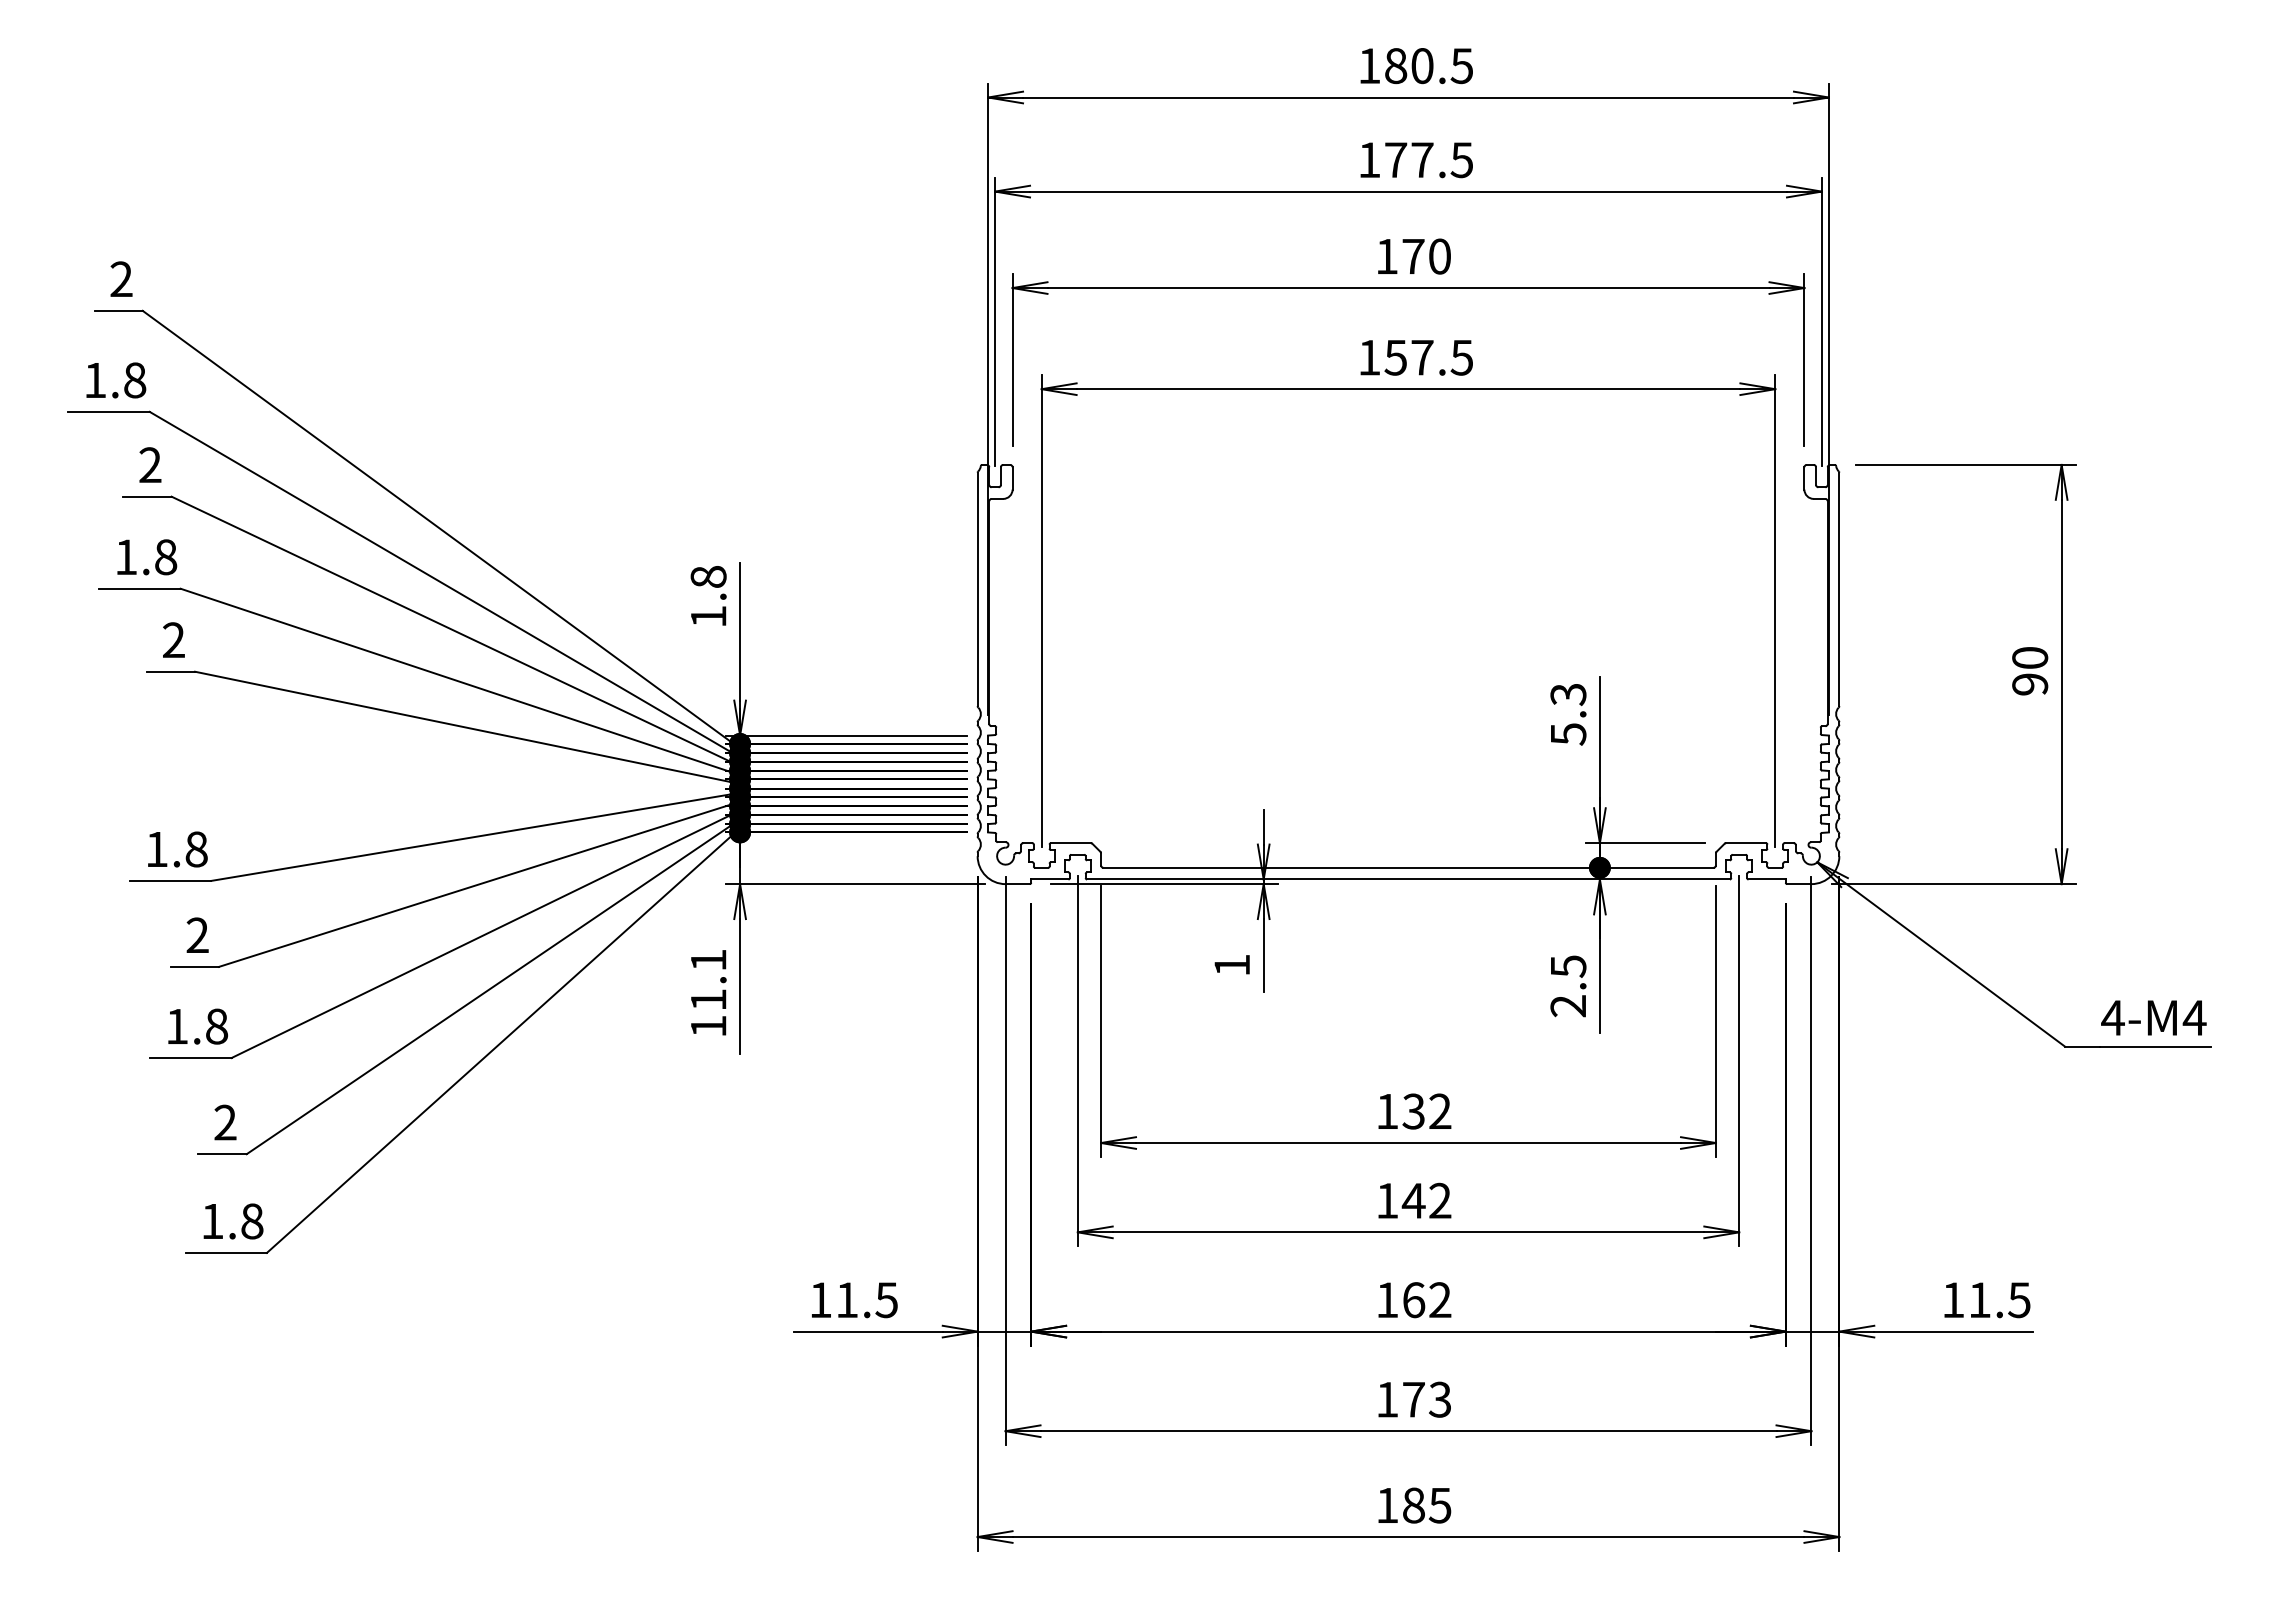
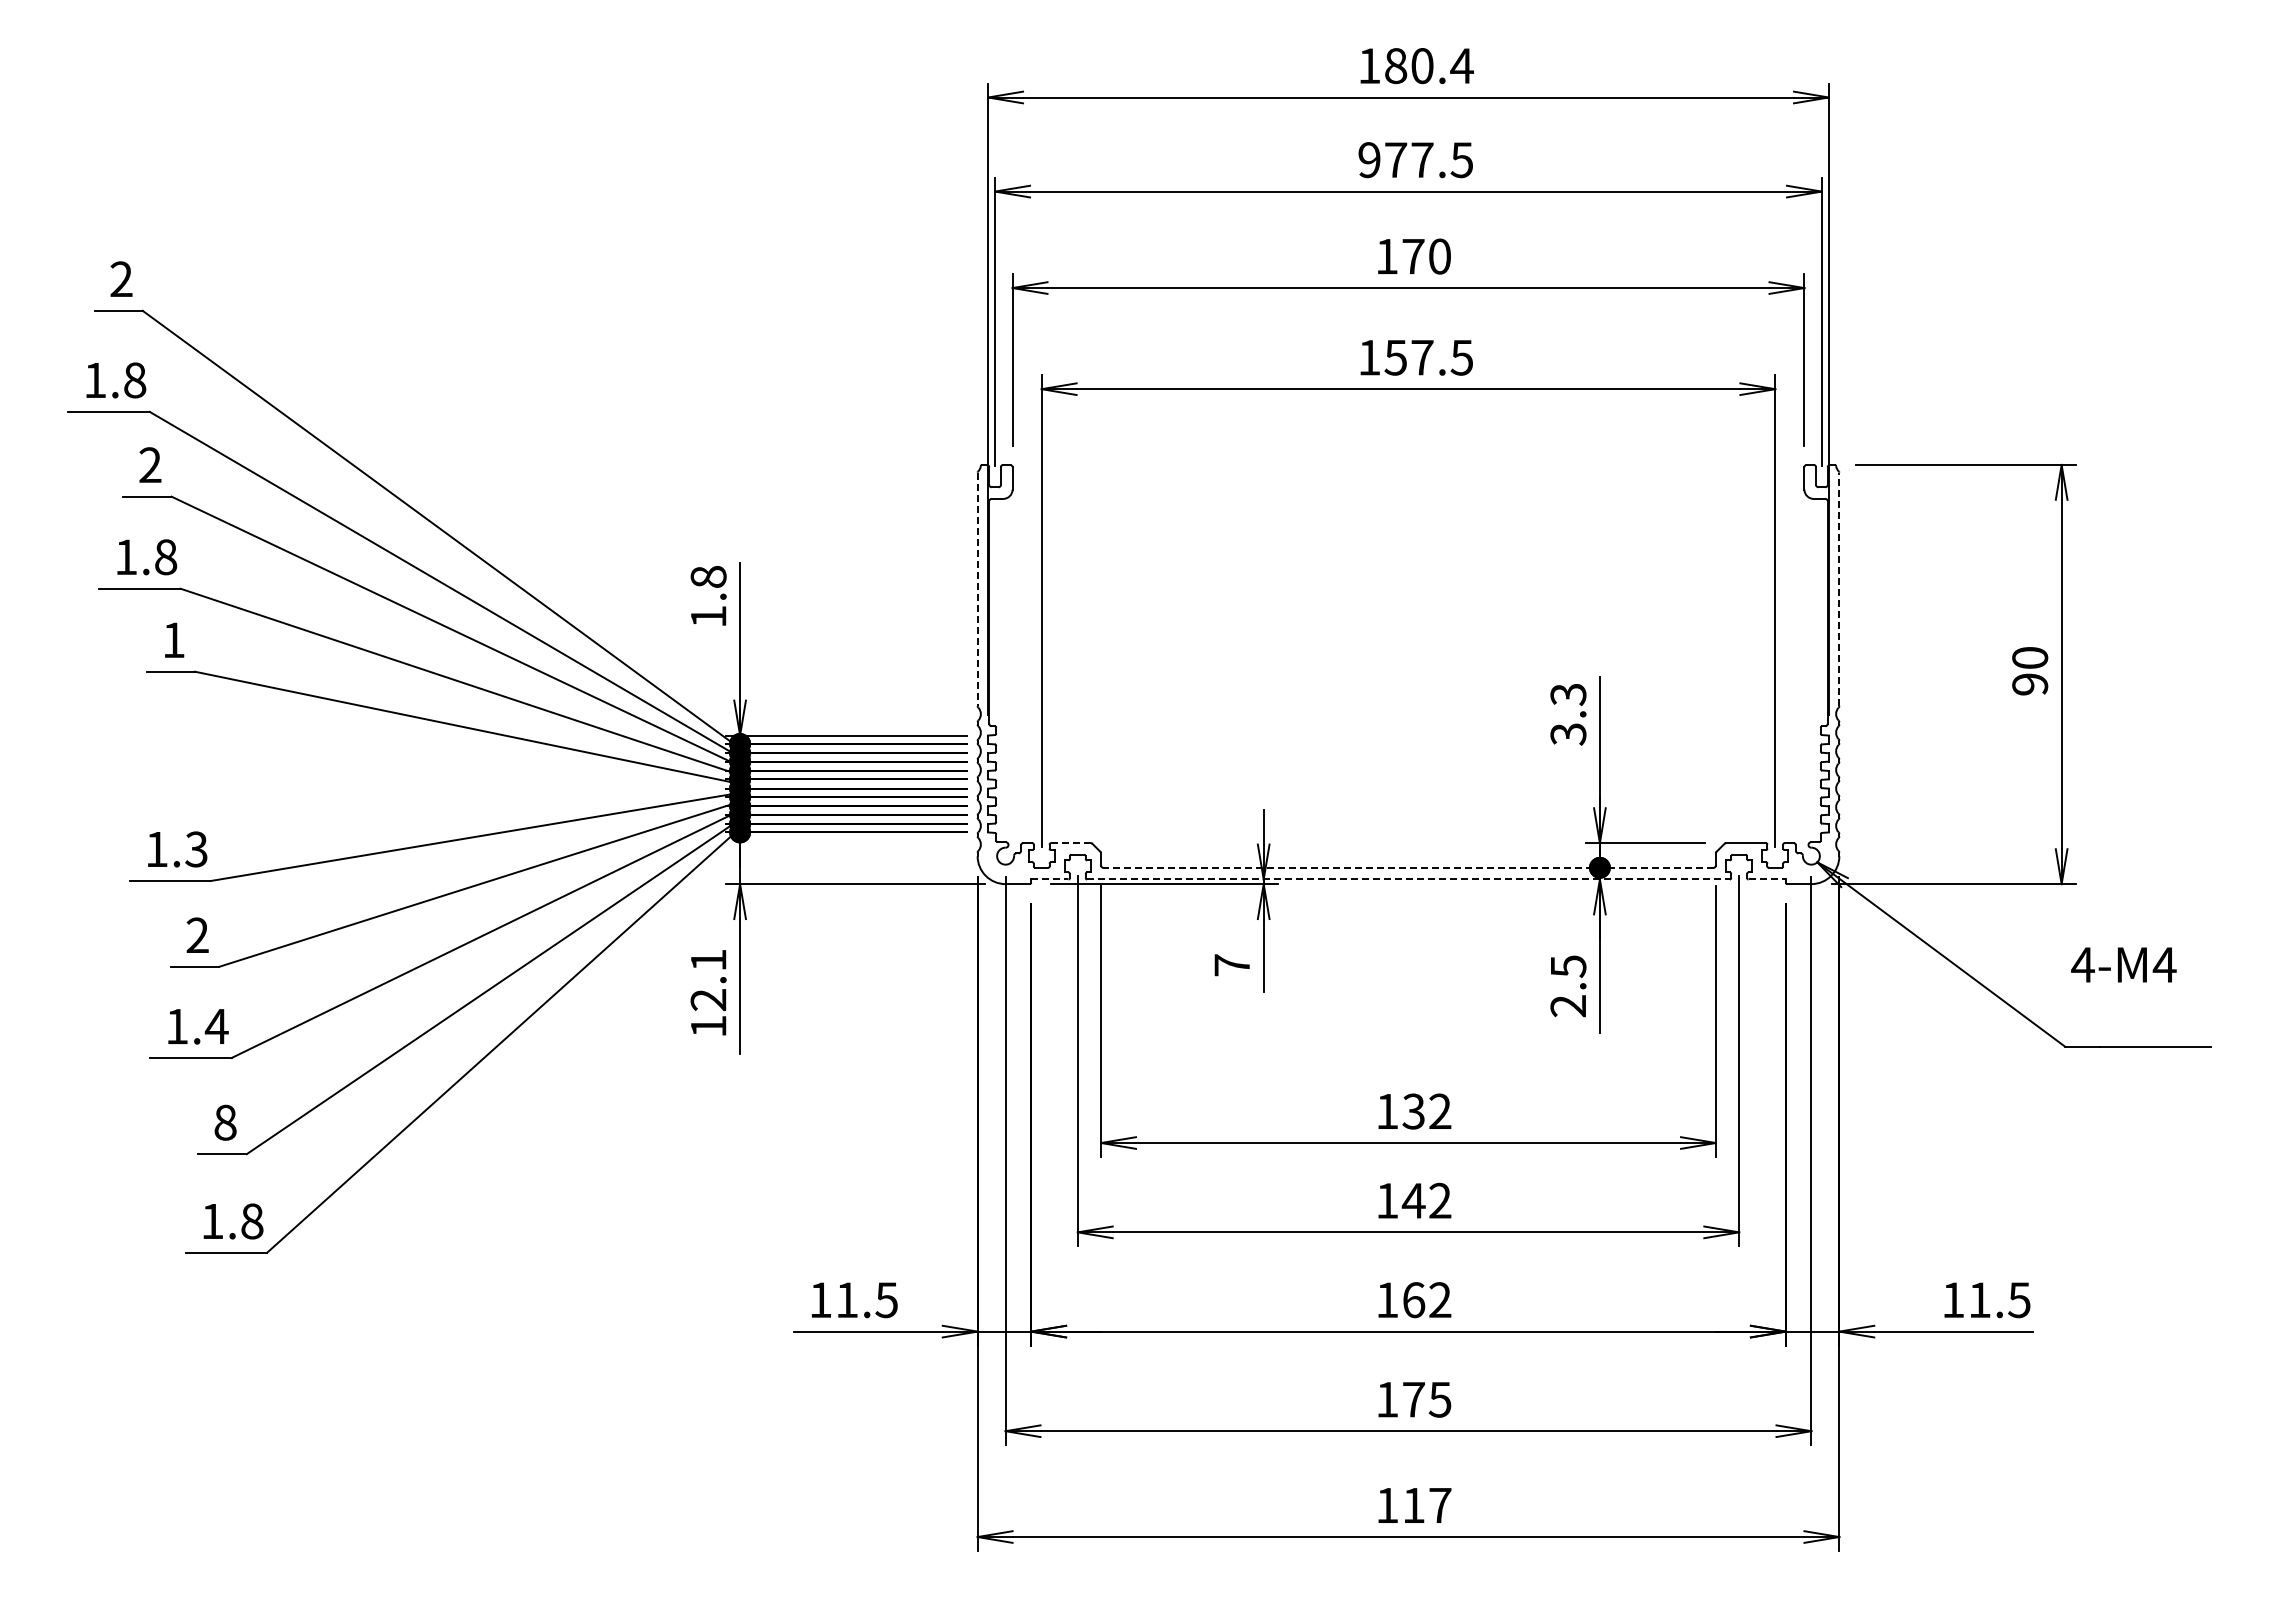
text: 180.5 -> 180.4 (1461, 66)
text: 177.5 -> 977.5 (1369, 160)
line: solid -> dashed (977, 589)
line: solid -> dashed (1839, 589)
text: 2 -> 1 (173, 639)
text: 5.3 -> 3.3 (1568, 734)
line: solid -> dashed (1070, 843)
text: 1.8 -> 1.3 (196, 849)
line: solid -> dashed (1408, 867)
line: solid -> dashed (1049, 879)
line: solid -> dashed (1409, 879)
line: solid -> dashed (1767, 879)
text: 1 -> 7 (1231, 965)
text: 11.1 -> 12.1 (708, 999)
text position: (2153, 1017) -> (2123, 964) (2123, 964)
text: 1.8 -> 1.4 (216, 1026)
text: 2 -> 8 (225, 1122)
text: 173 -> 175 (1440, 1399)
text: 185 -> 117 (1427, 1505)
